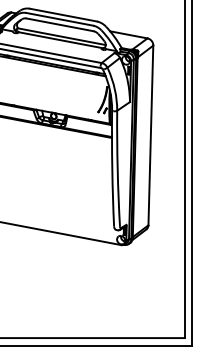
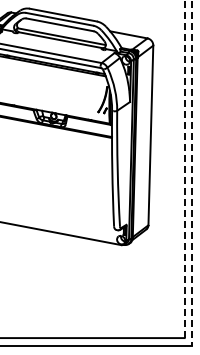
line: solid -> dashed (184, 169)
line: solid -> dashed (192, 172)
